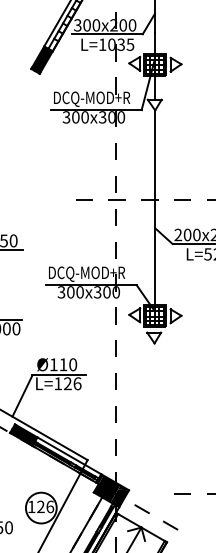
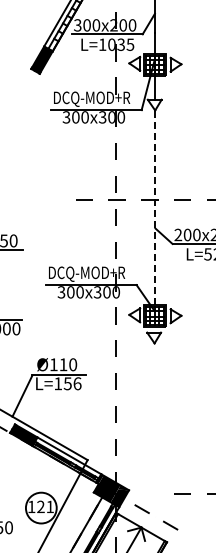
line: solid -> dashed (154, 207)
text: L=126 -> L=156 (67, 383)
text: 126 -> 121 (50, 506)
